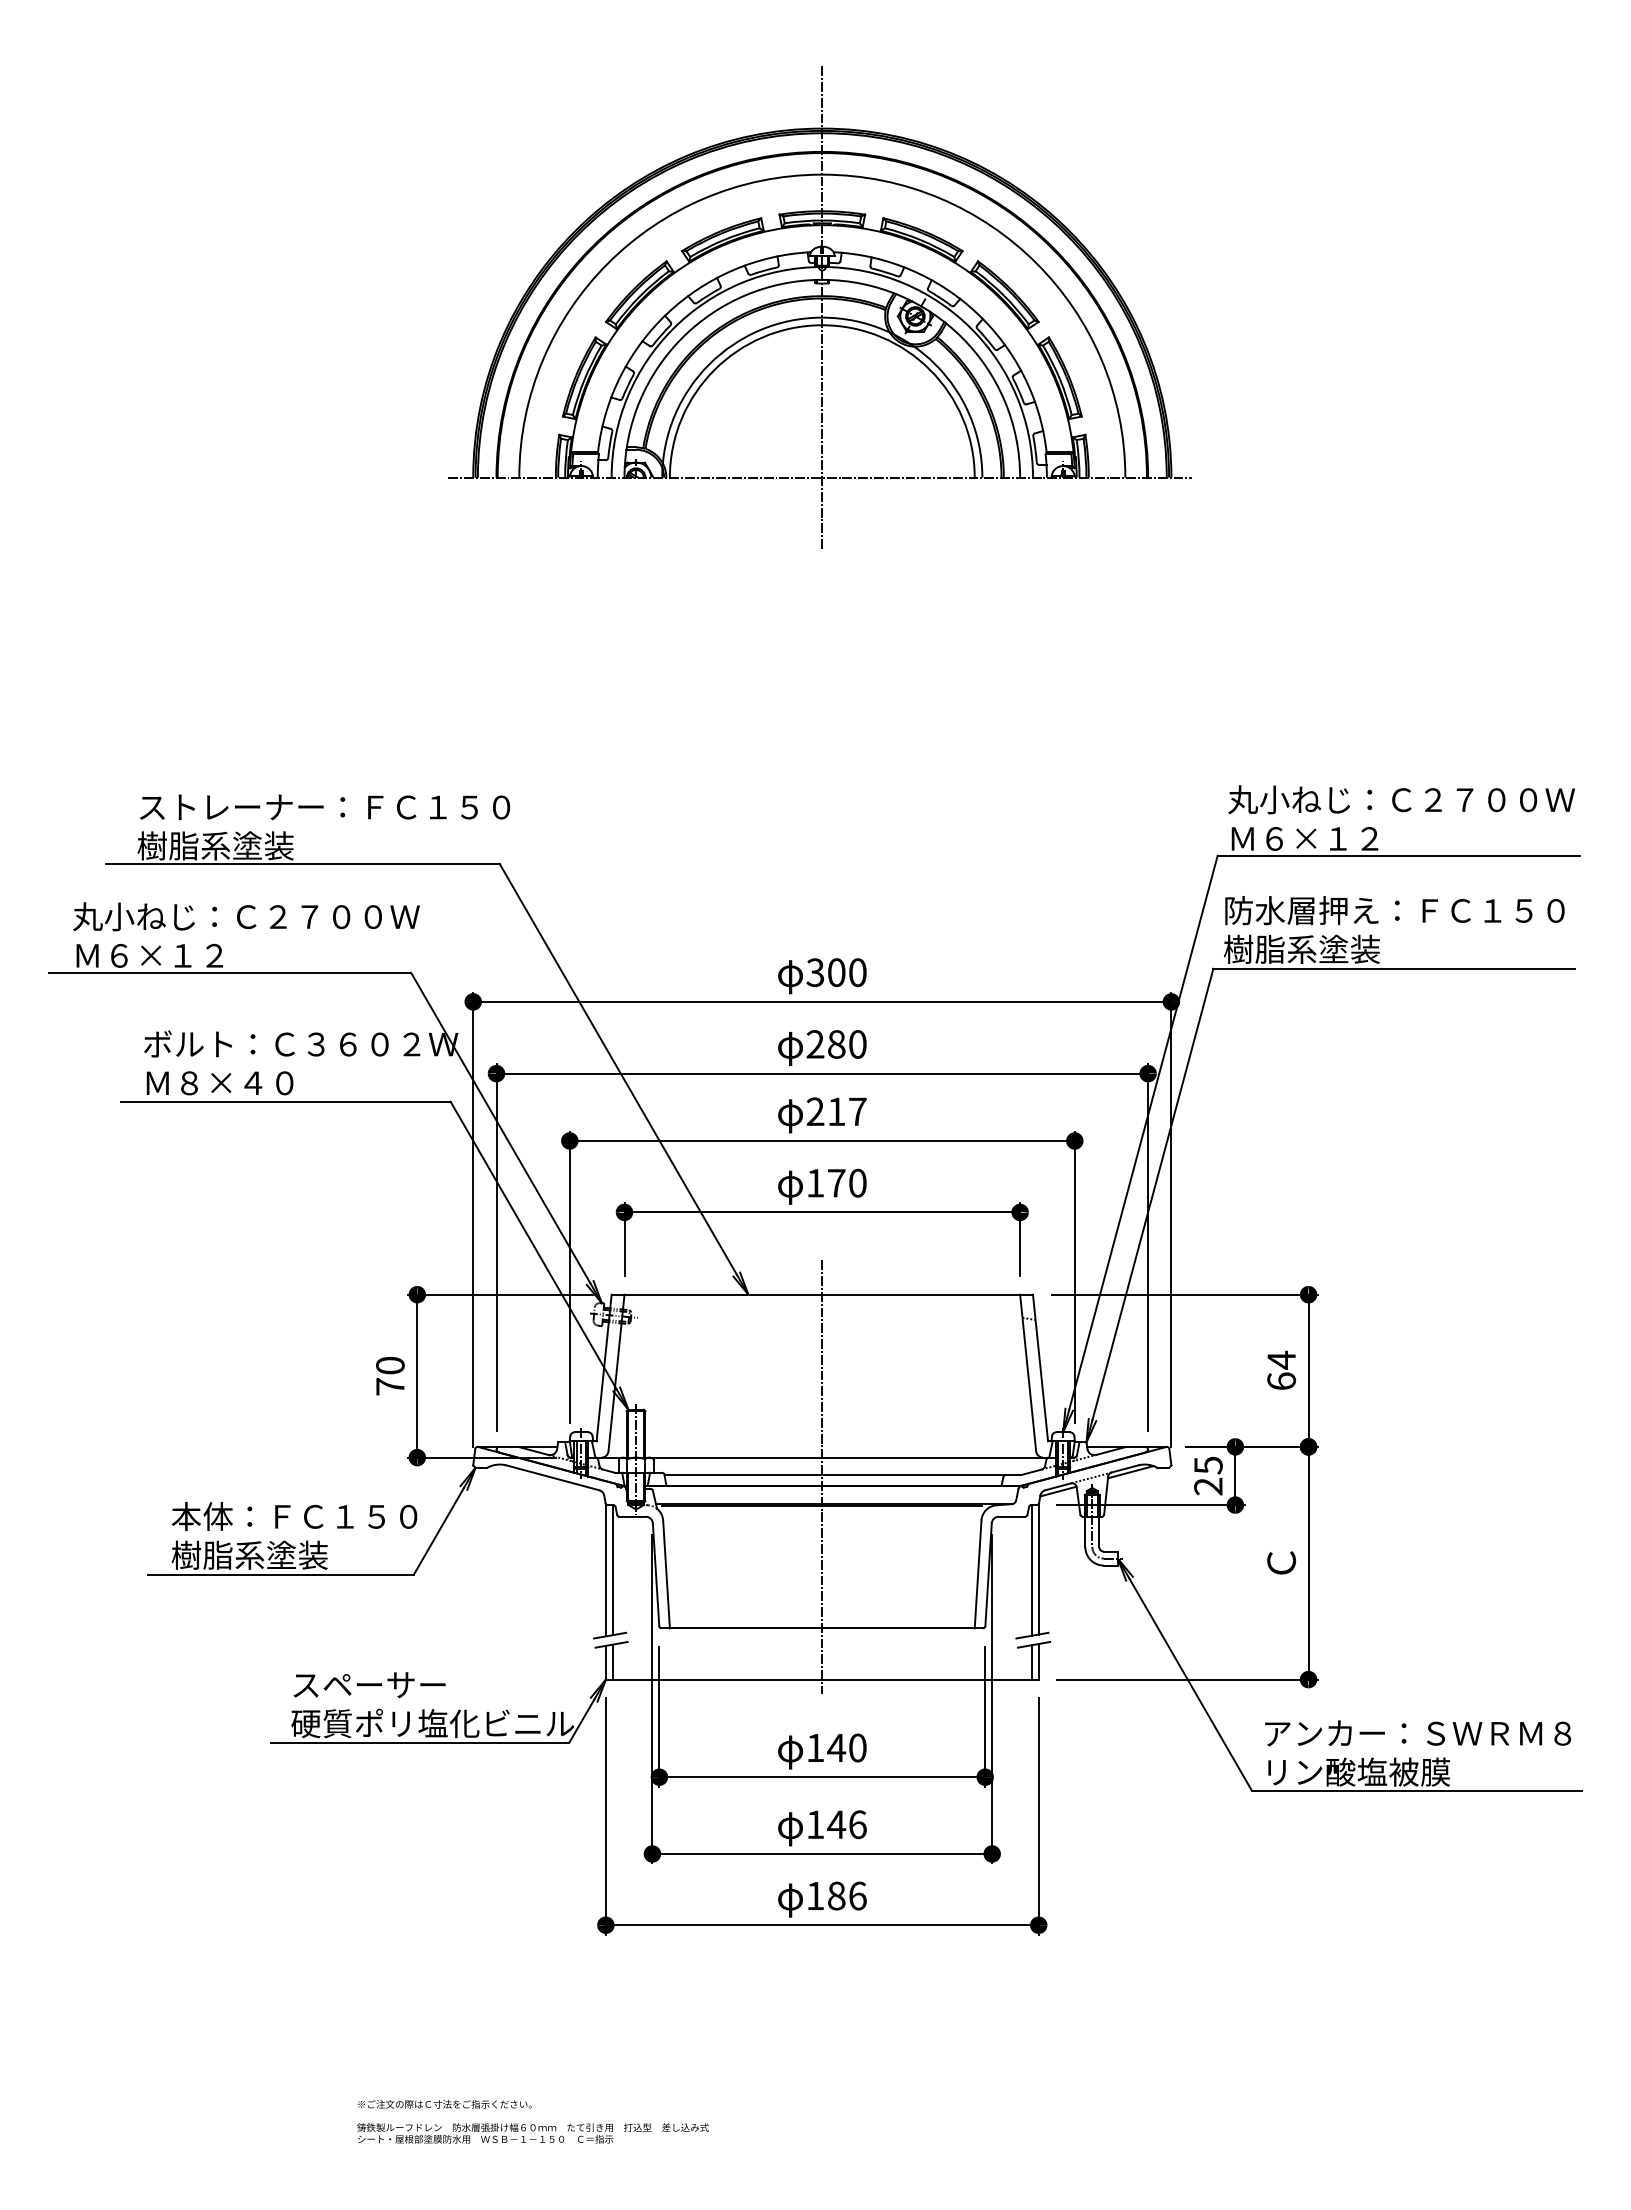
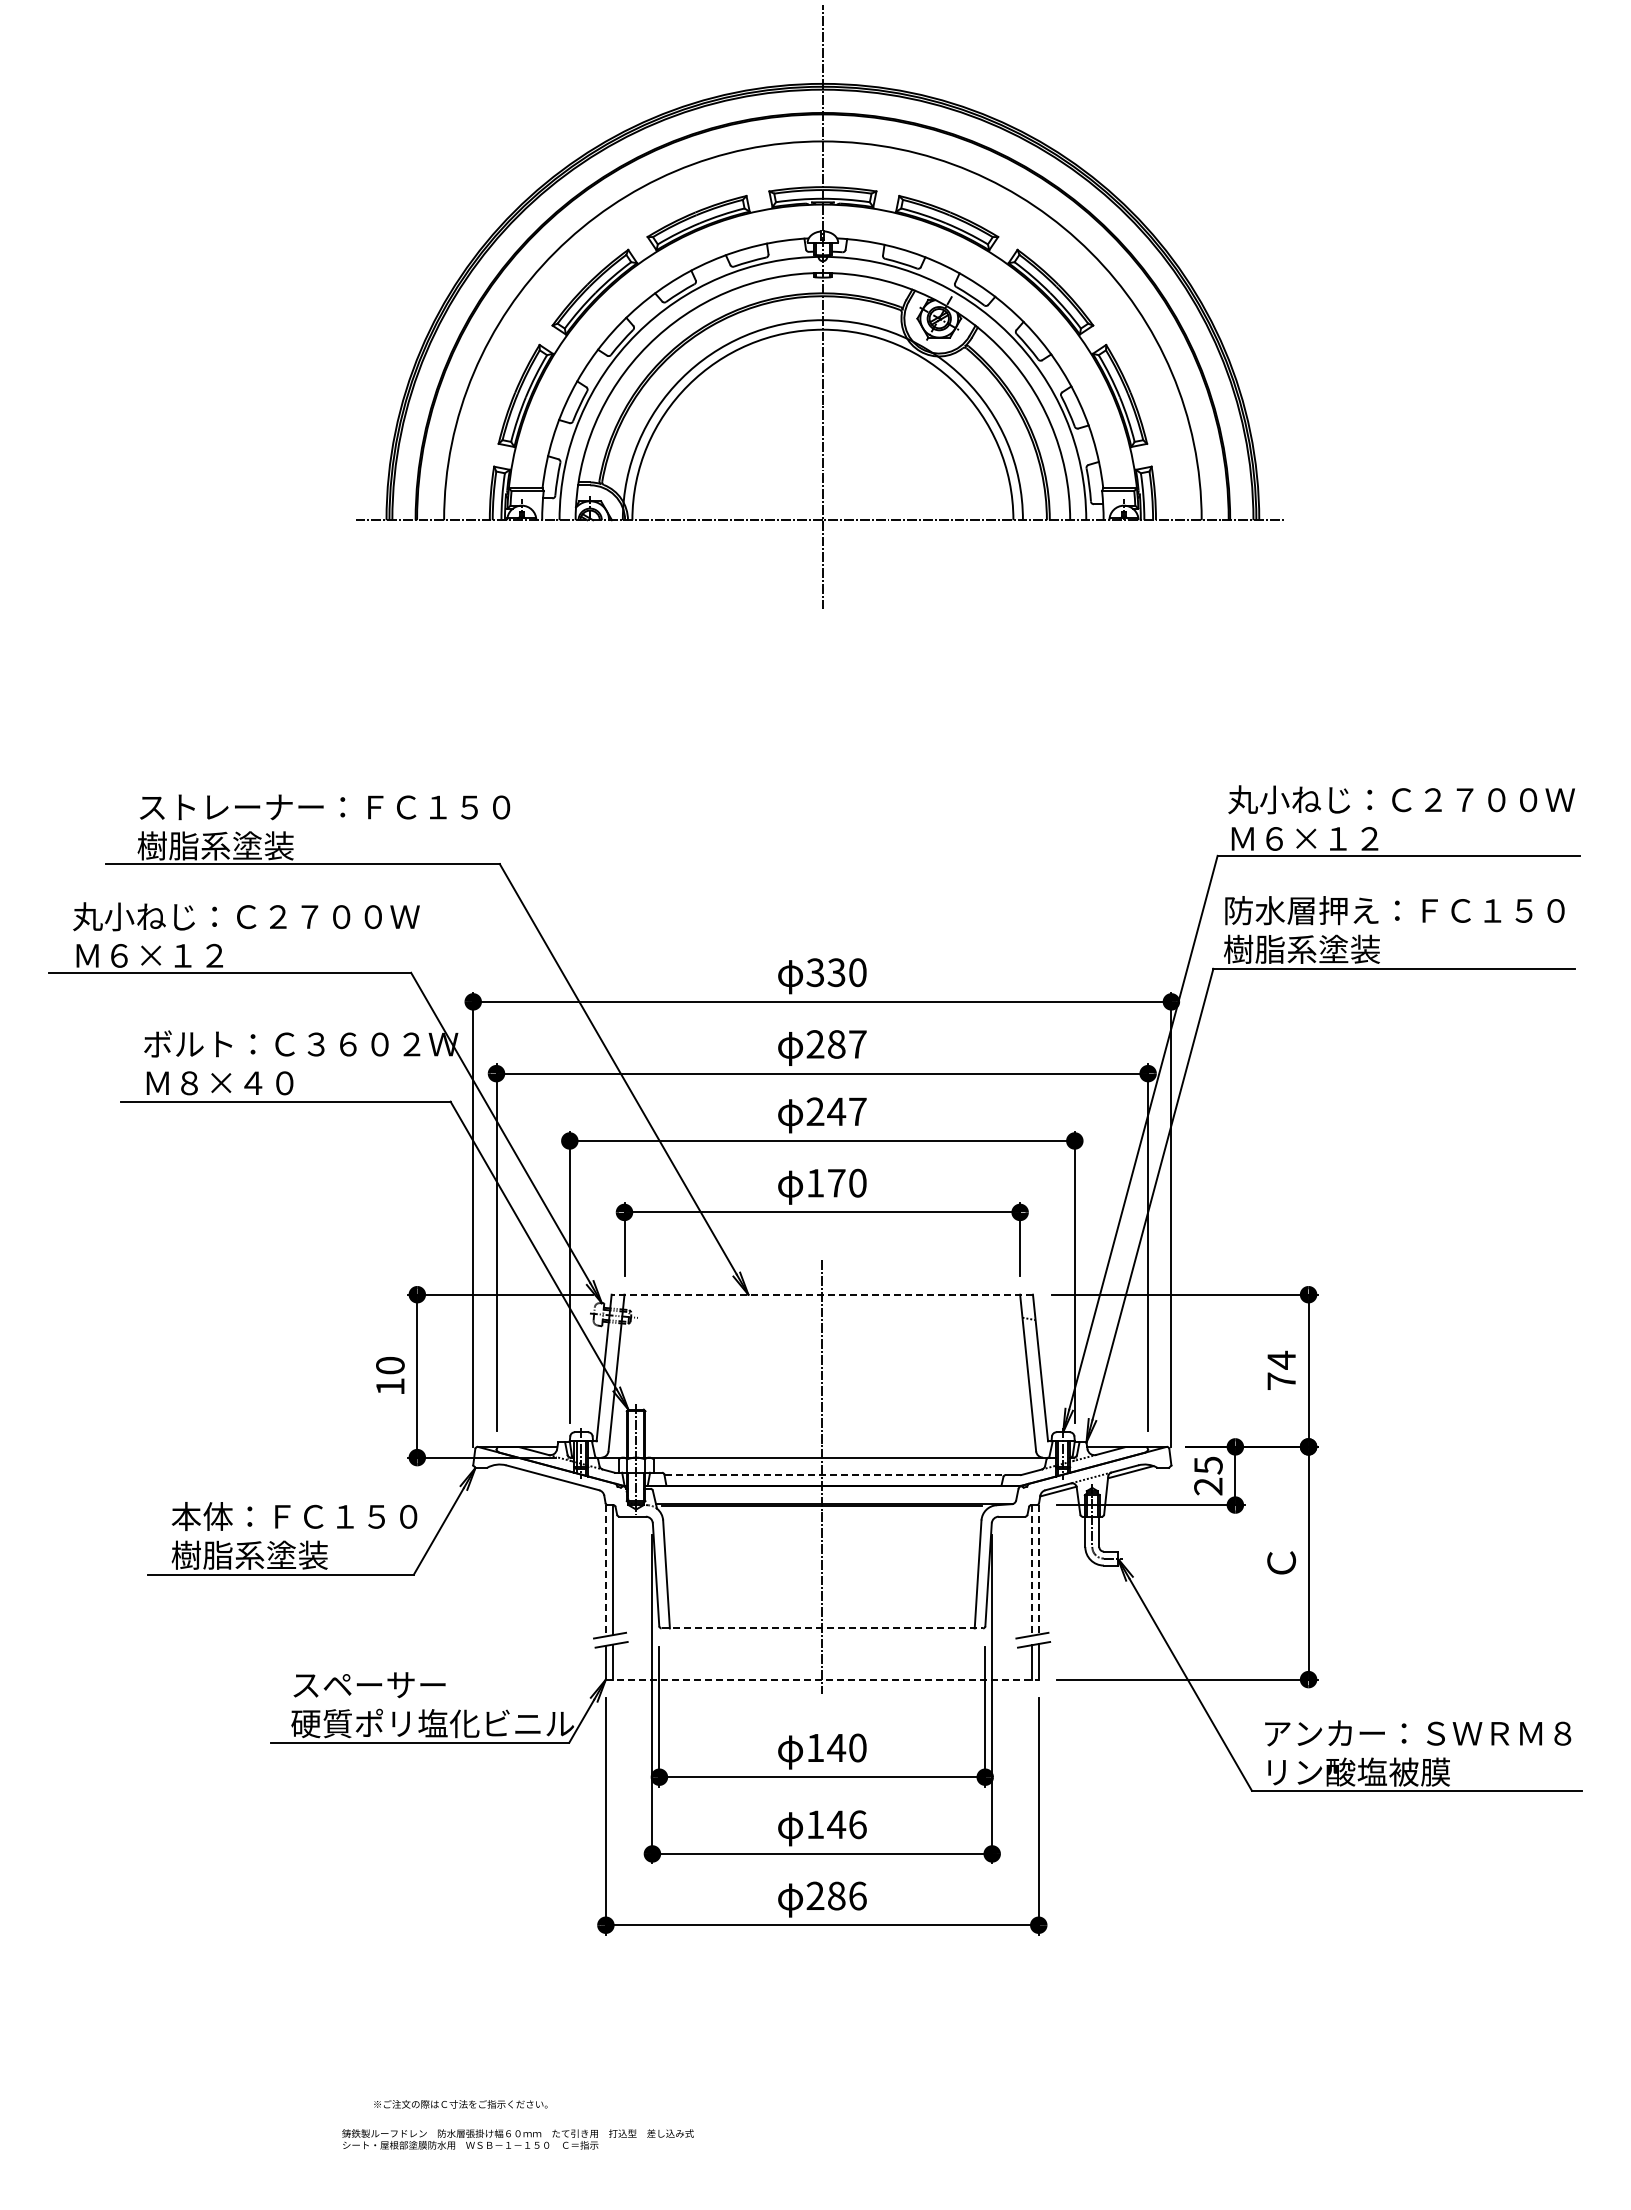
part size: 744x483 px -> 928x604 px (819, 306)
text: 300 -> 330 (836, 972)
text: 280 -> 287 (857, 1044)
text: 217 -> 247 (836, 1111)
line: solid -> dashed (822, 1294)
text: 64 -> 74 (1281, 1380)
text: 70 -> 10 (390, 1386)
line: solid -> dashed (835, 1475)
line: solid -> dashed (1038, 1569)
line: solid -> dashed (605, 1570)
line: solid -> dashed (1031, 1570)
line: solid -> dashed (822, 1628)
line: solid -> dashed (822, 1679)
text: 186 -> 286 (815, 1895)
text position: (444, 2104) -> (460, 2104) (460, 2104)
text position: (532, 2133) -> (517, 2139) (517, 2139)
